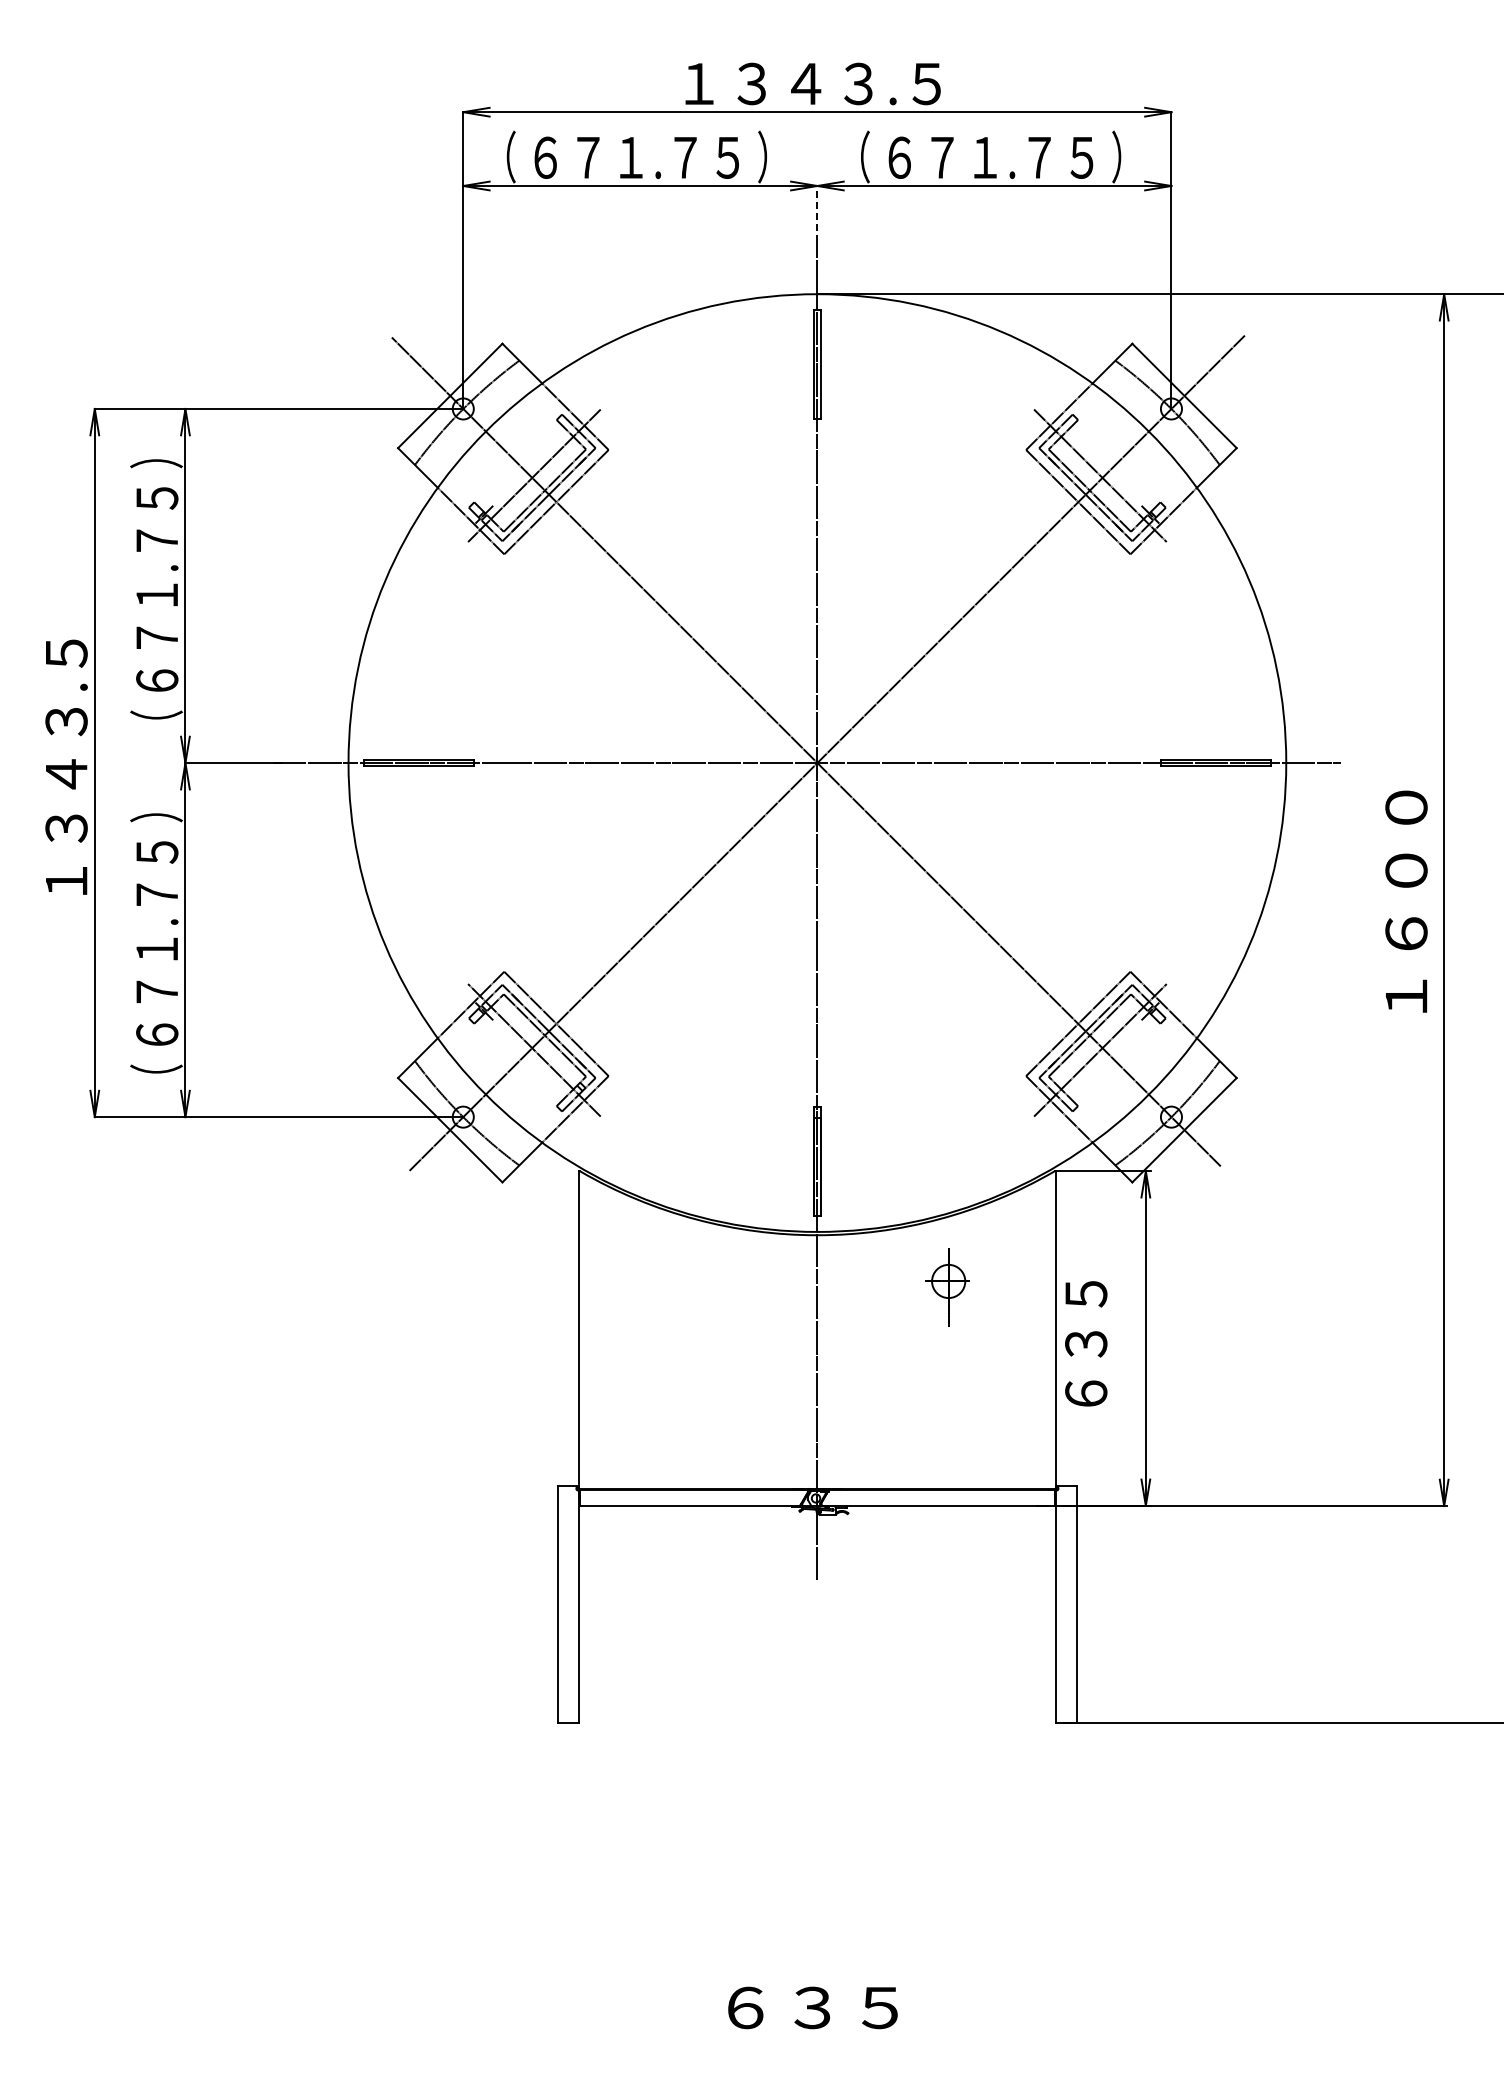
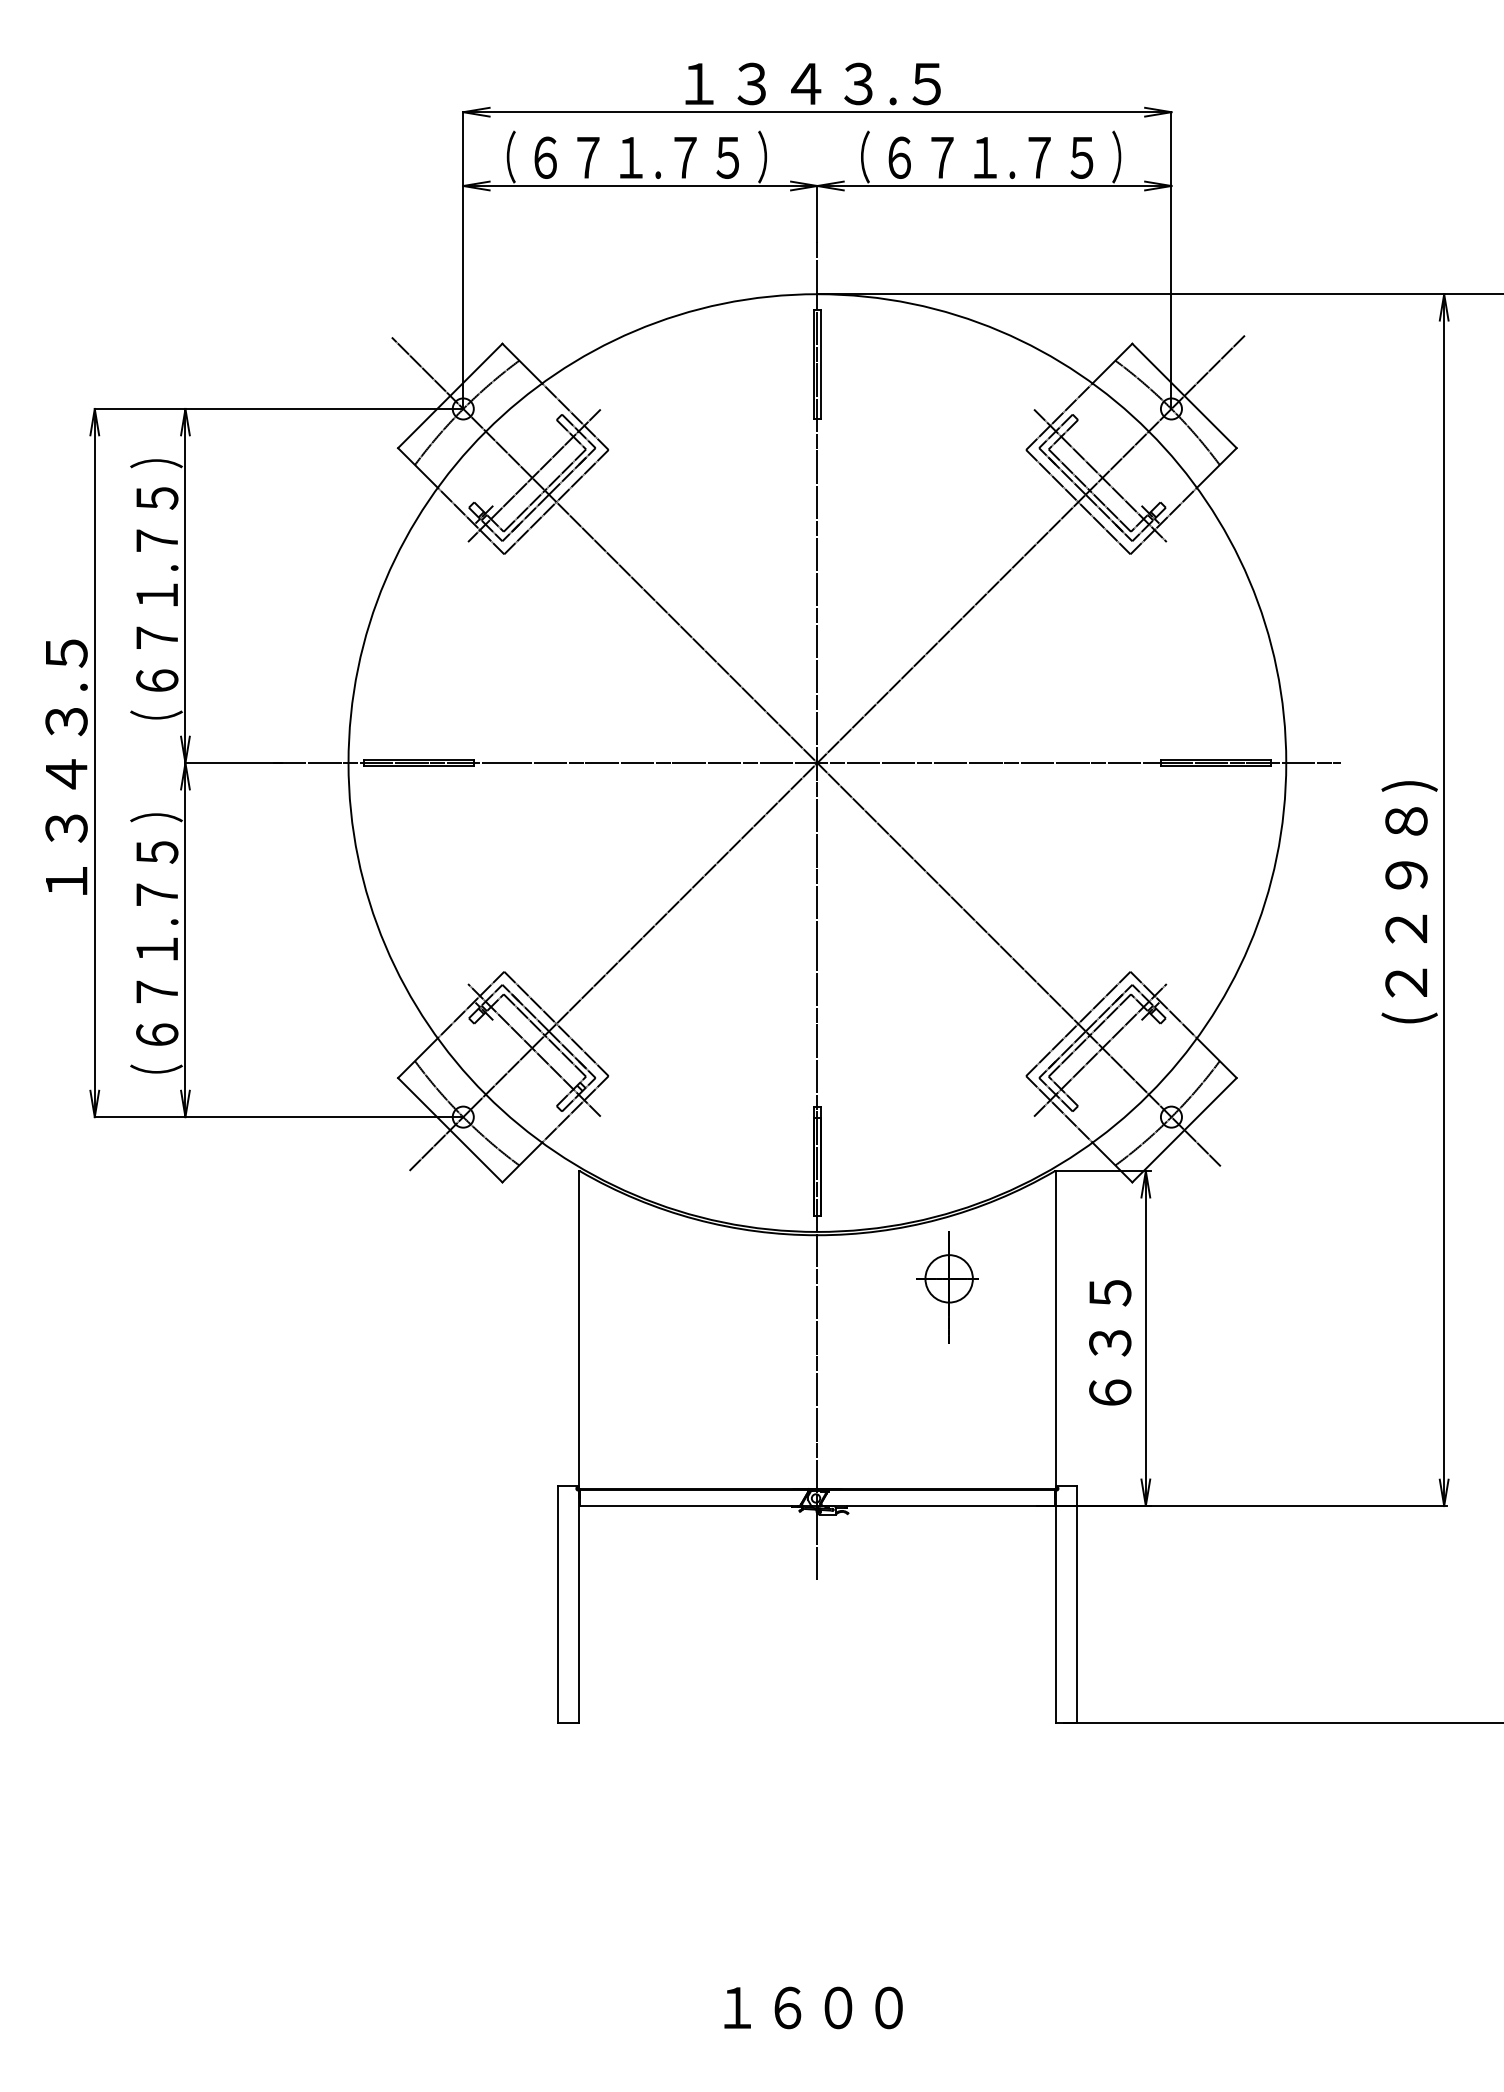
line: dashed -> solid (817, 213)
text: １６００ -> (２２９８) (1409, 902)
part size: 45x79 px -> 63x113 px (947, 1287)
text position: (1086, 1343) -> (1110, 1342) (1110, 1342)
text: ６３５ -> １６００ (813, 2007)
